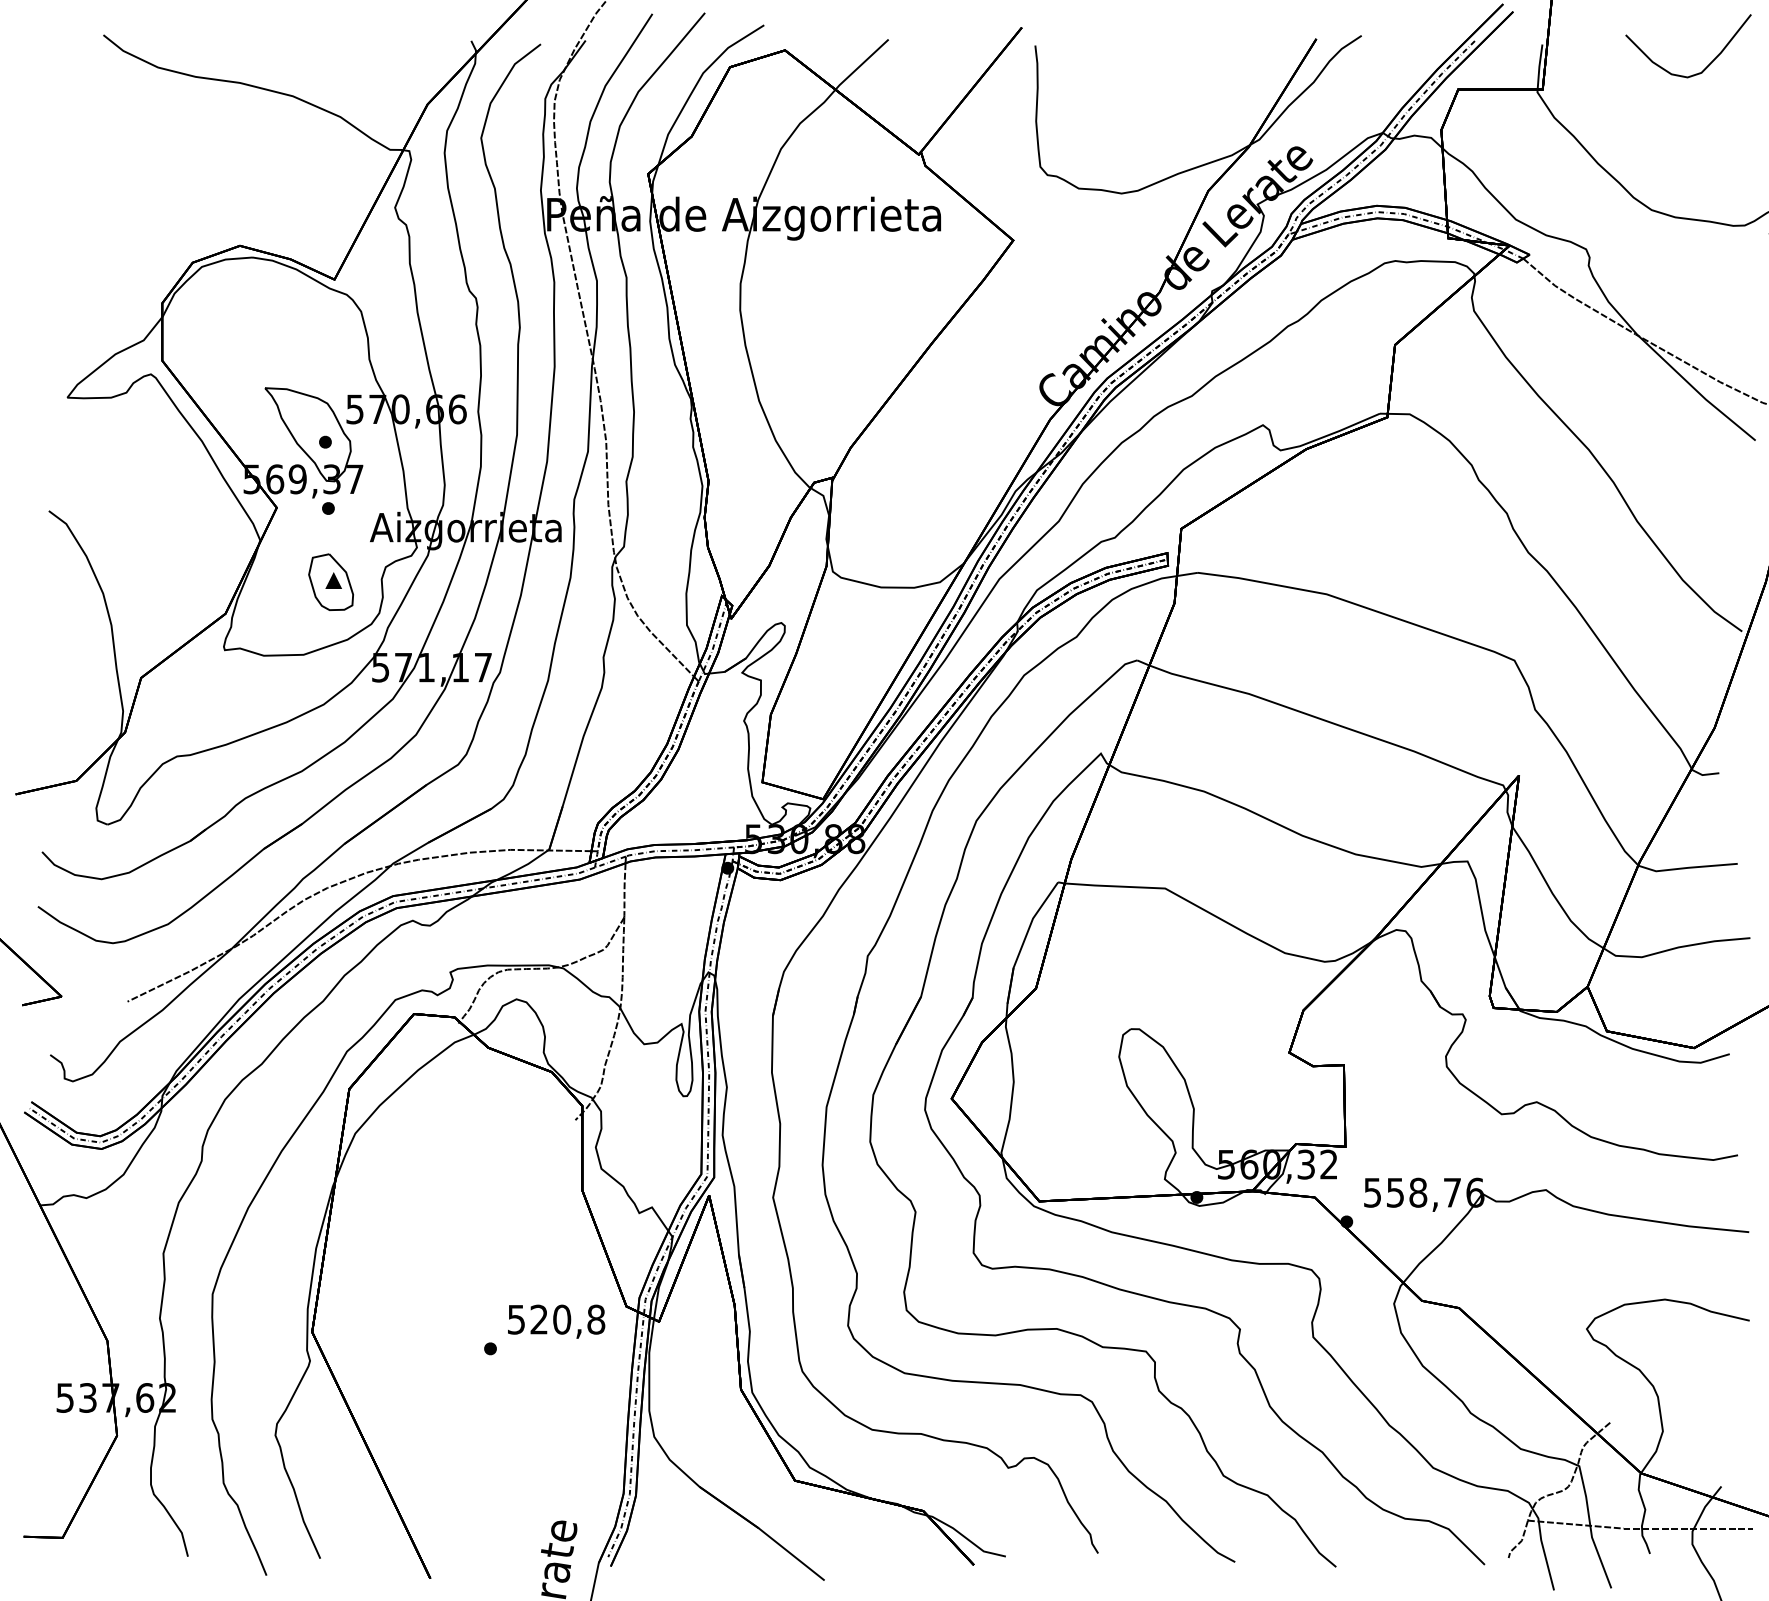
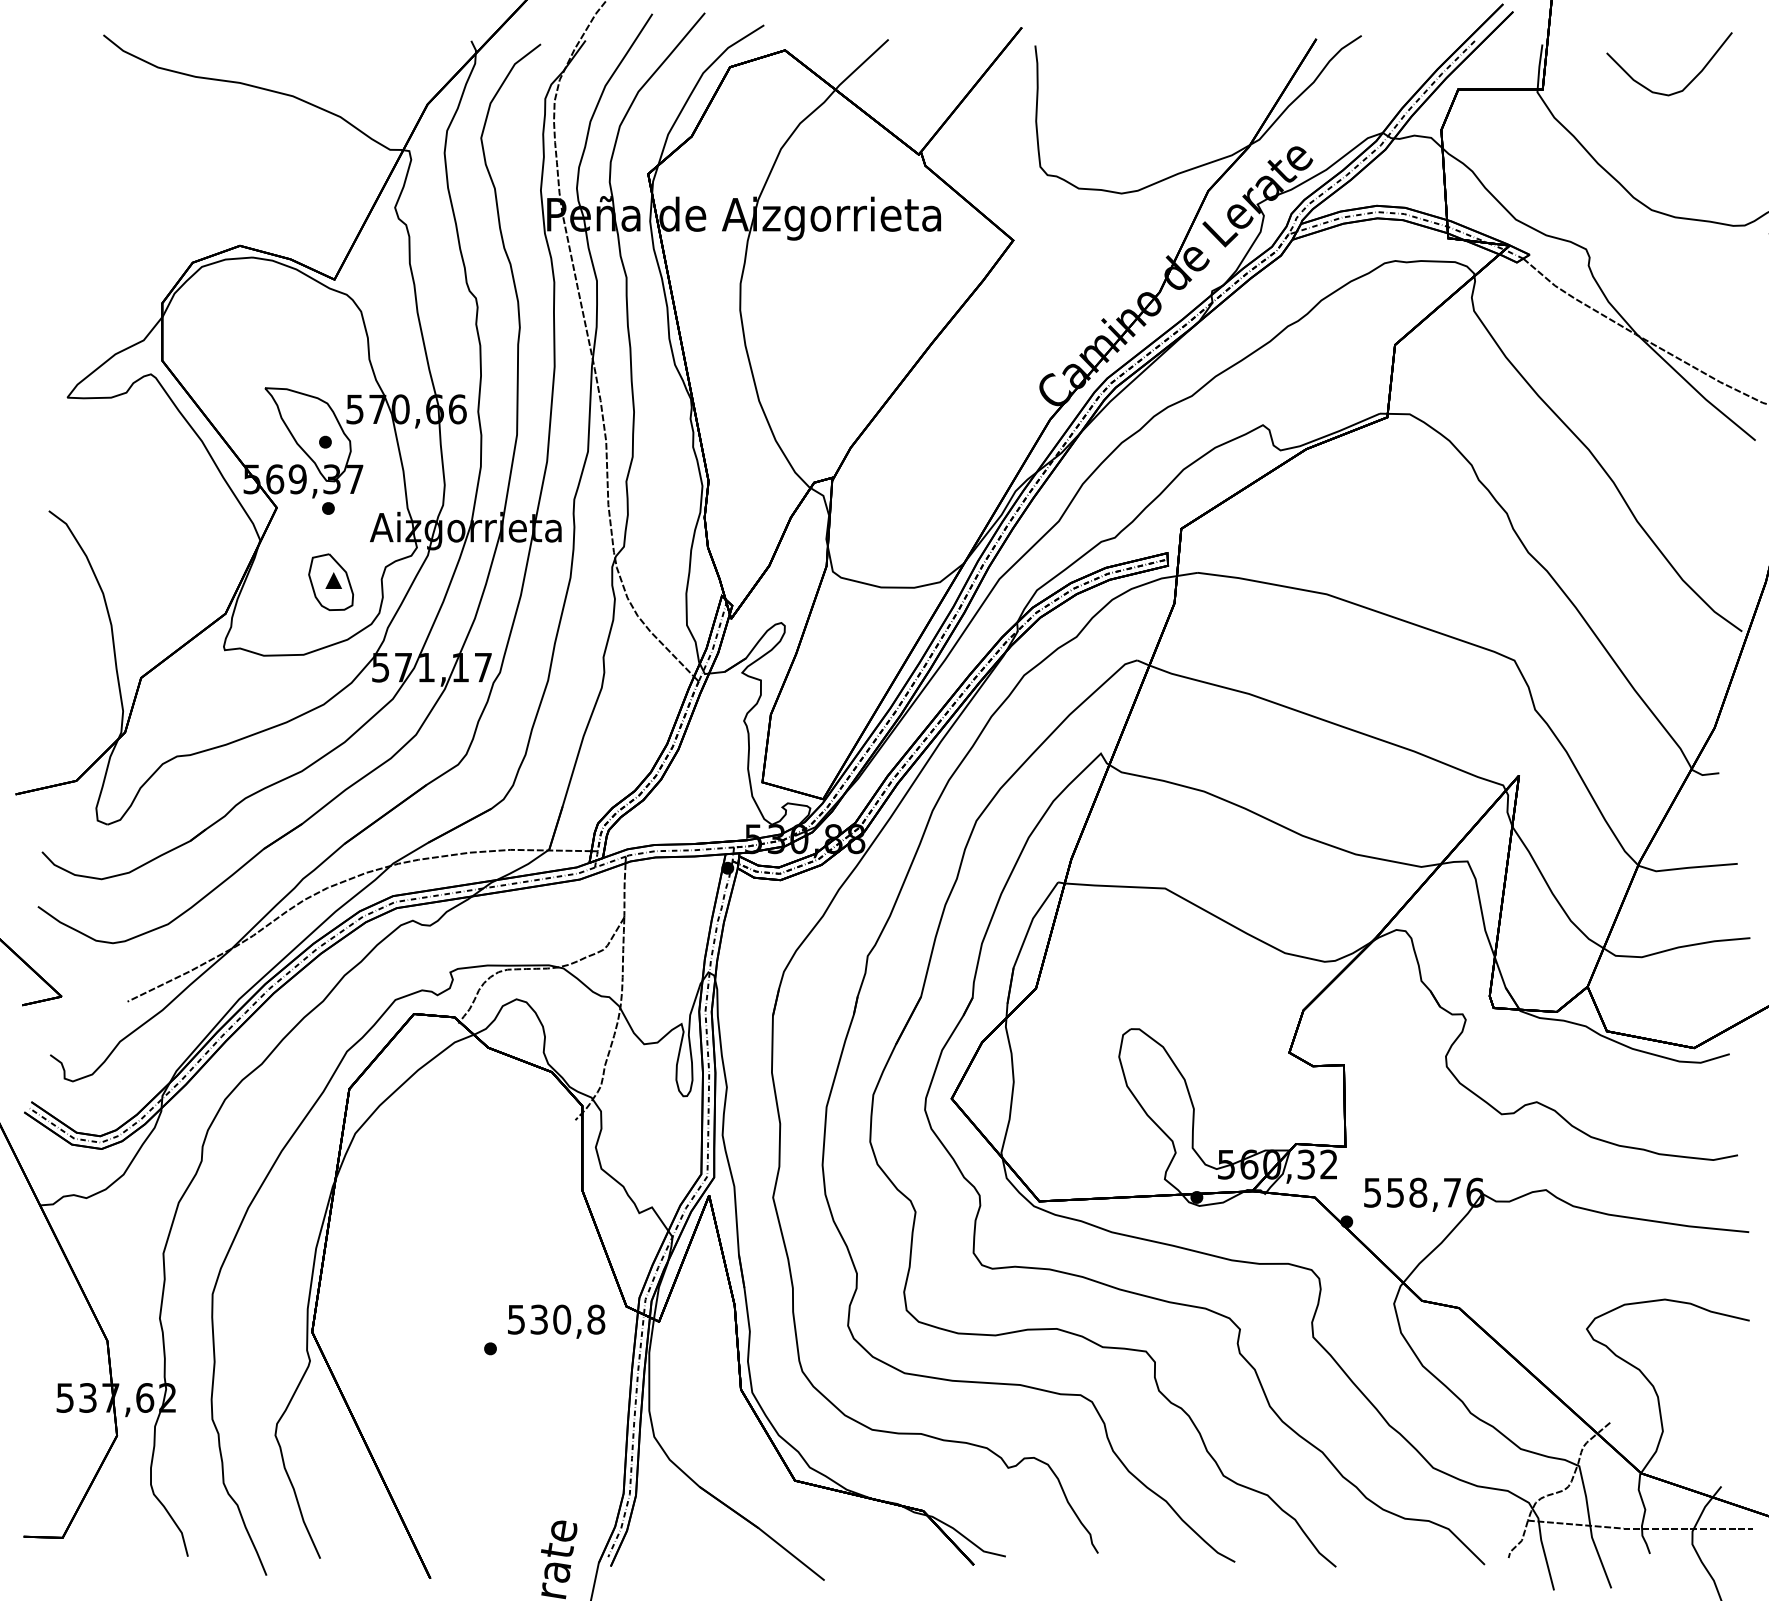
curve position: (1707, 65) -> (1688, 83) (1688, 83)
text: 520,8 -> 530,8 (538, 1319)
